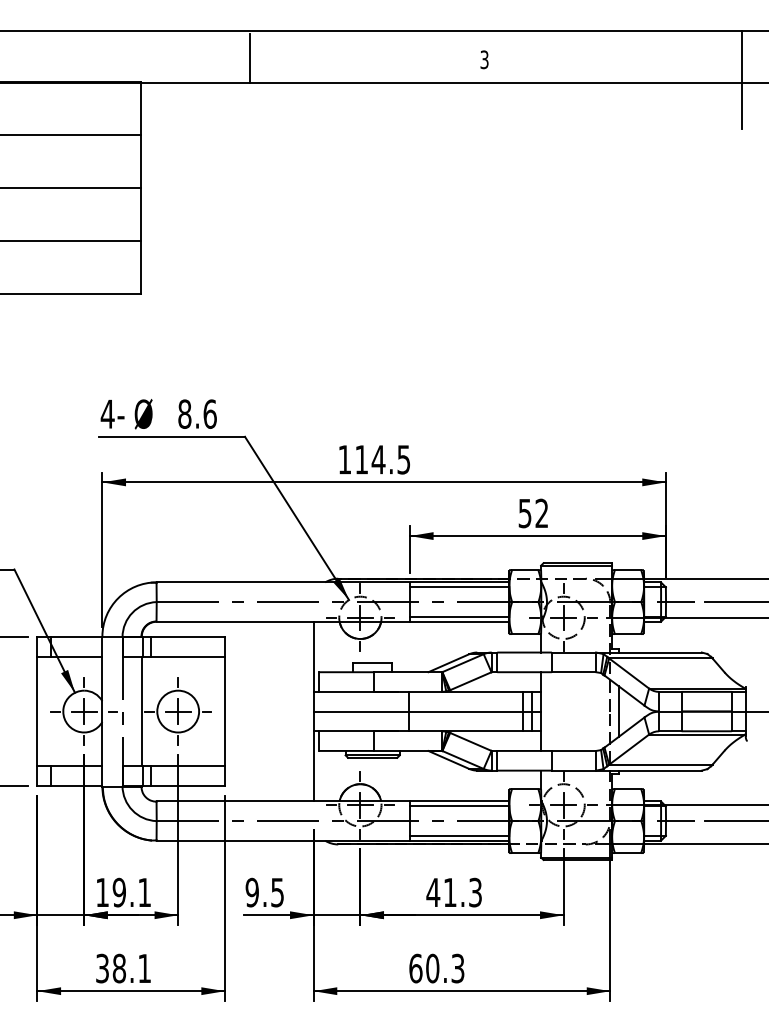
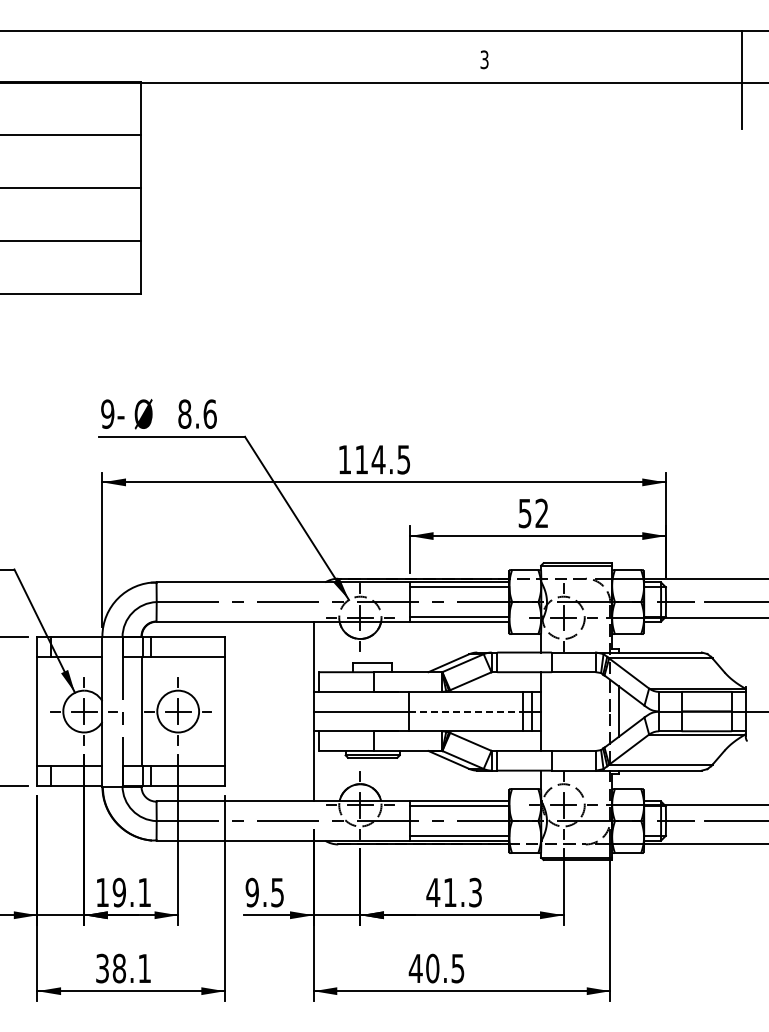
line: present -> none (250, 58)
text: 4- -> 9- (107, 413)
line: solid -> dashed (466, 711)
text: 60.3 -> 40.5 (436, 968)
